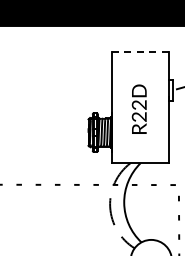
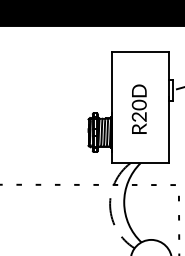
line: dashed -> solid (140, 51)
text: R22D -> R20D (139, 104)
